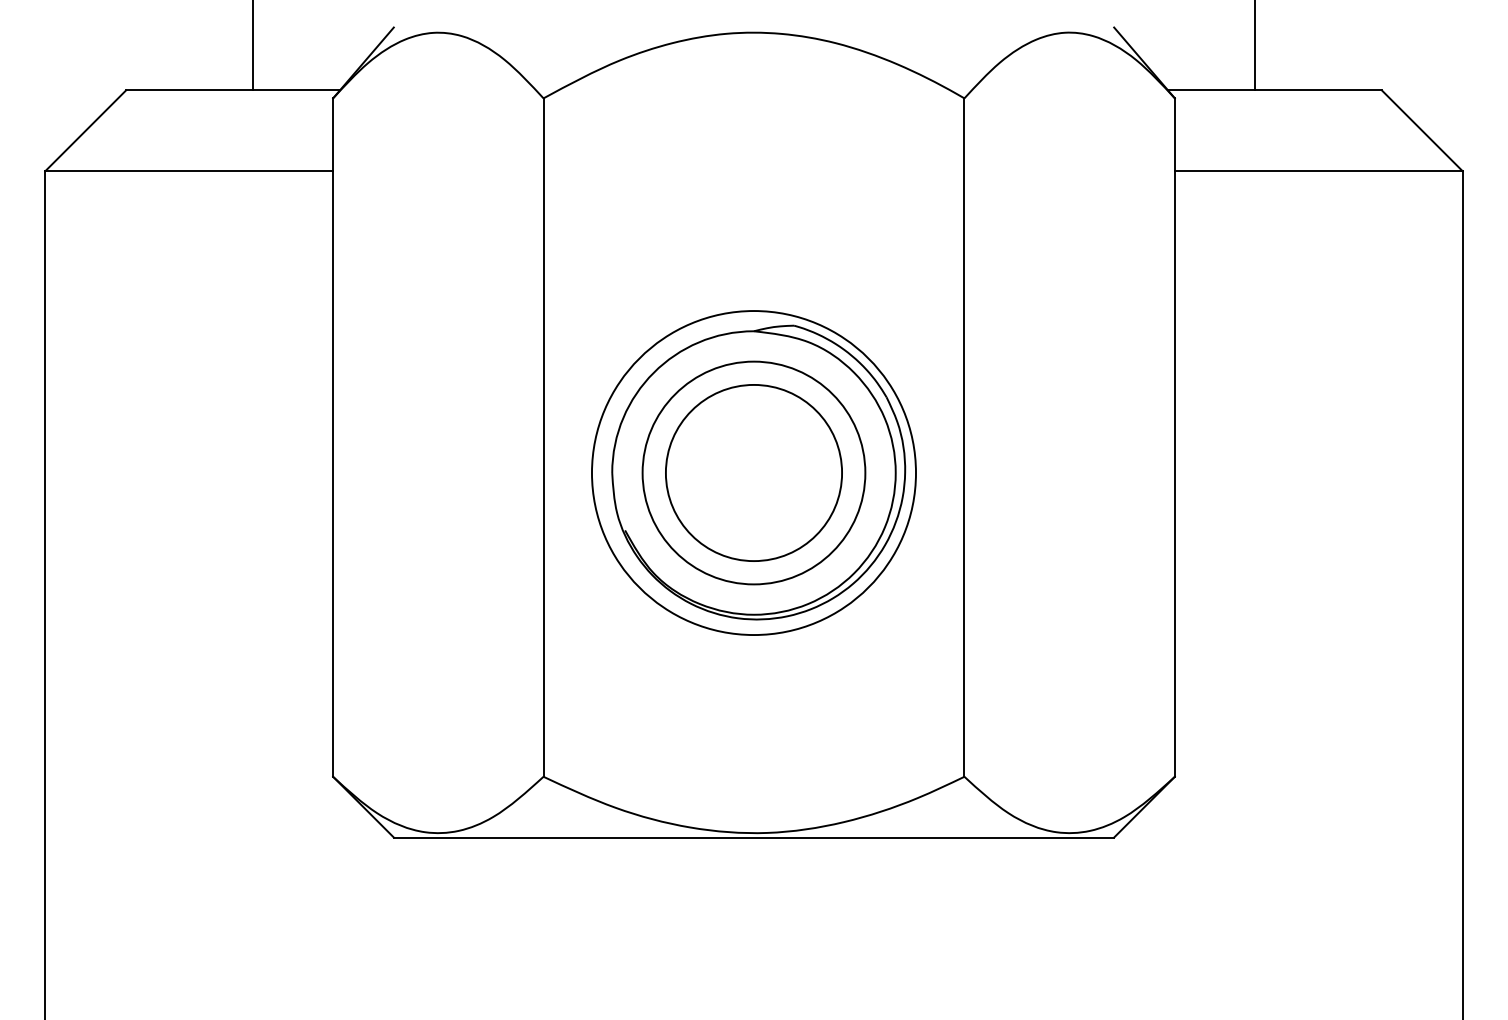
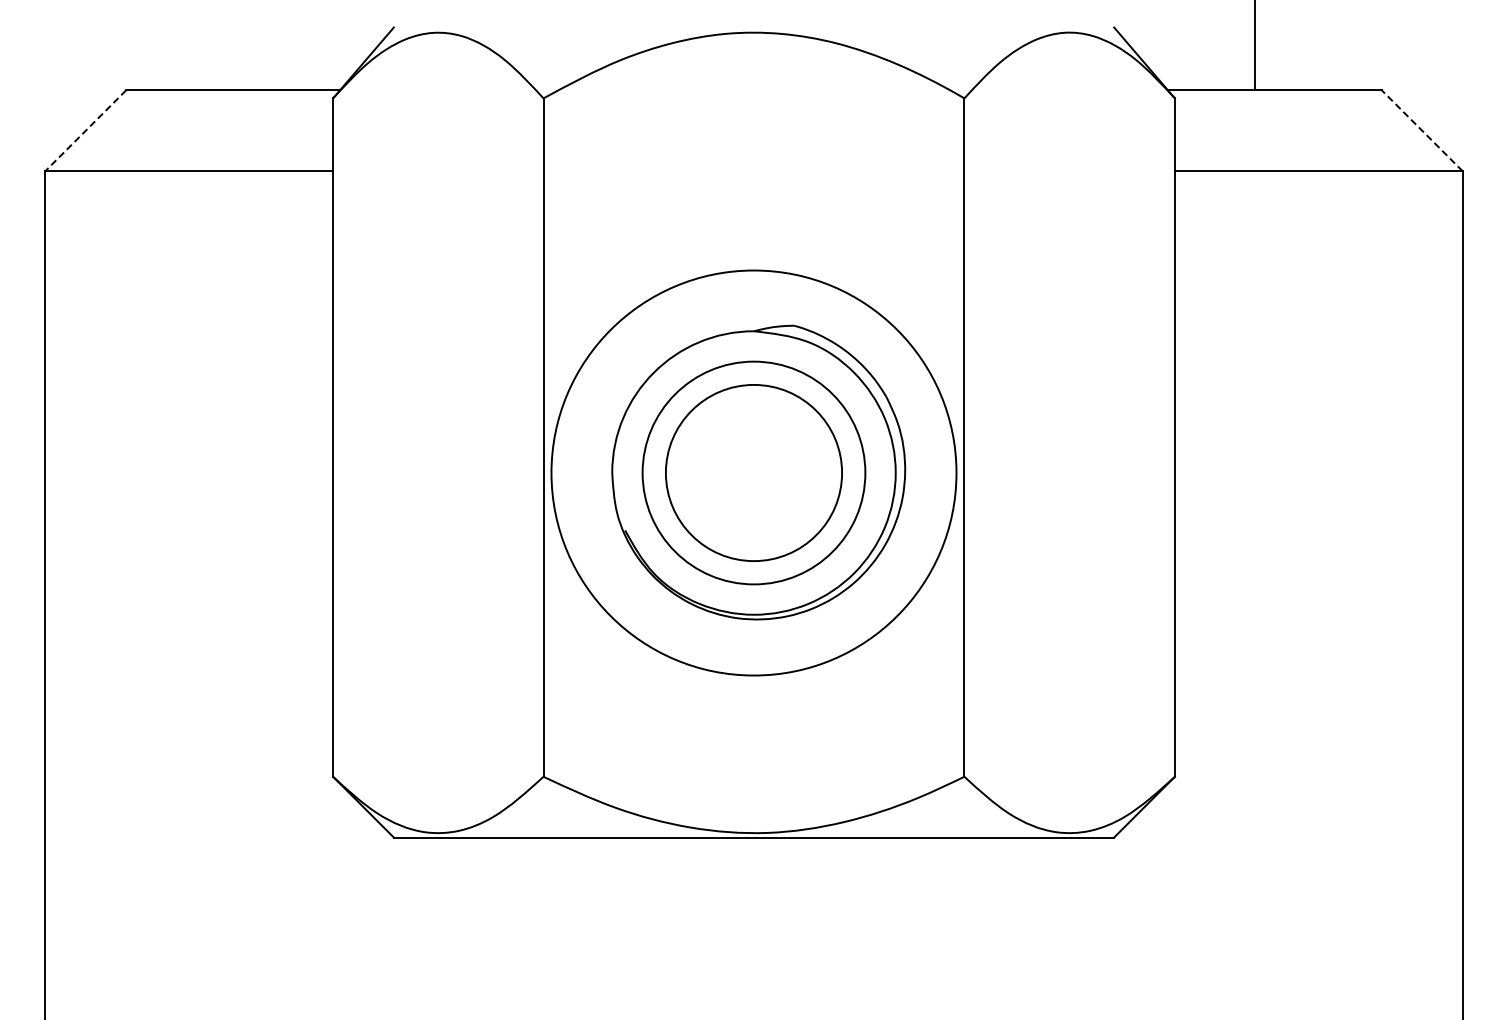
line: present -> none (252, 46)
line: solid -> dashed (1421, 130)
line: solid -> dashed (85, 131)
circle diameter: 324 px -> 405 px (753, 472)
